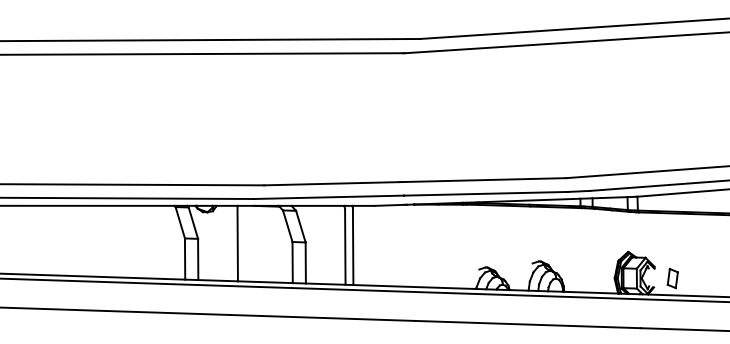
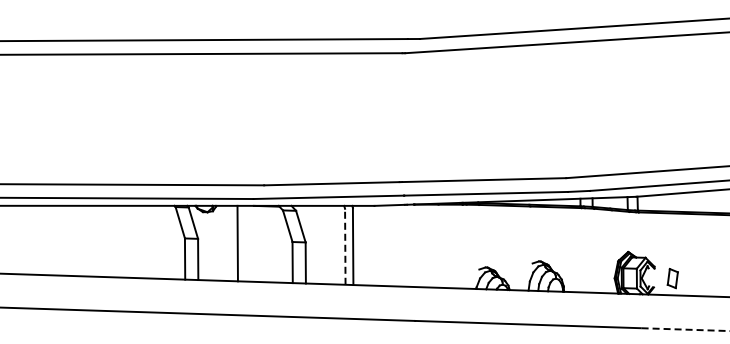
line: solid -> dashed (345, 246)
line: present -> none (364, 290)
line: solid -> dashed (684, 329)
